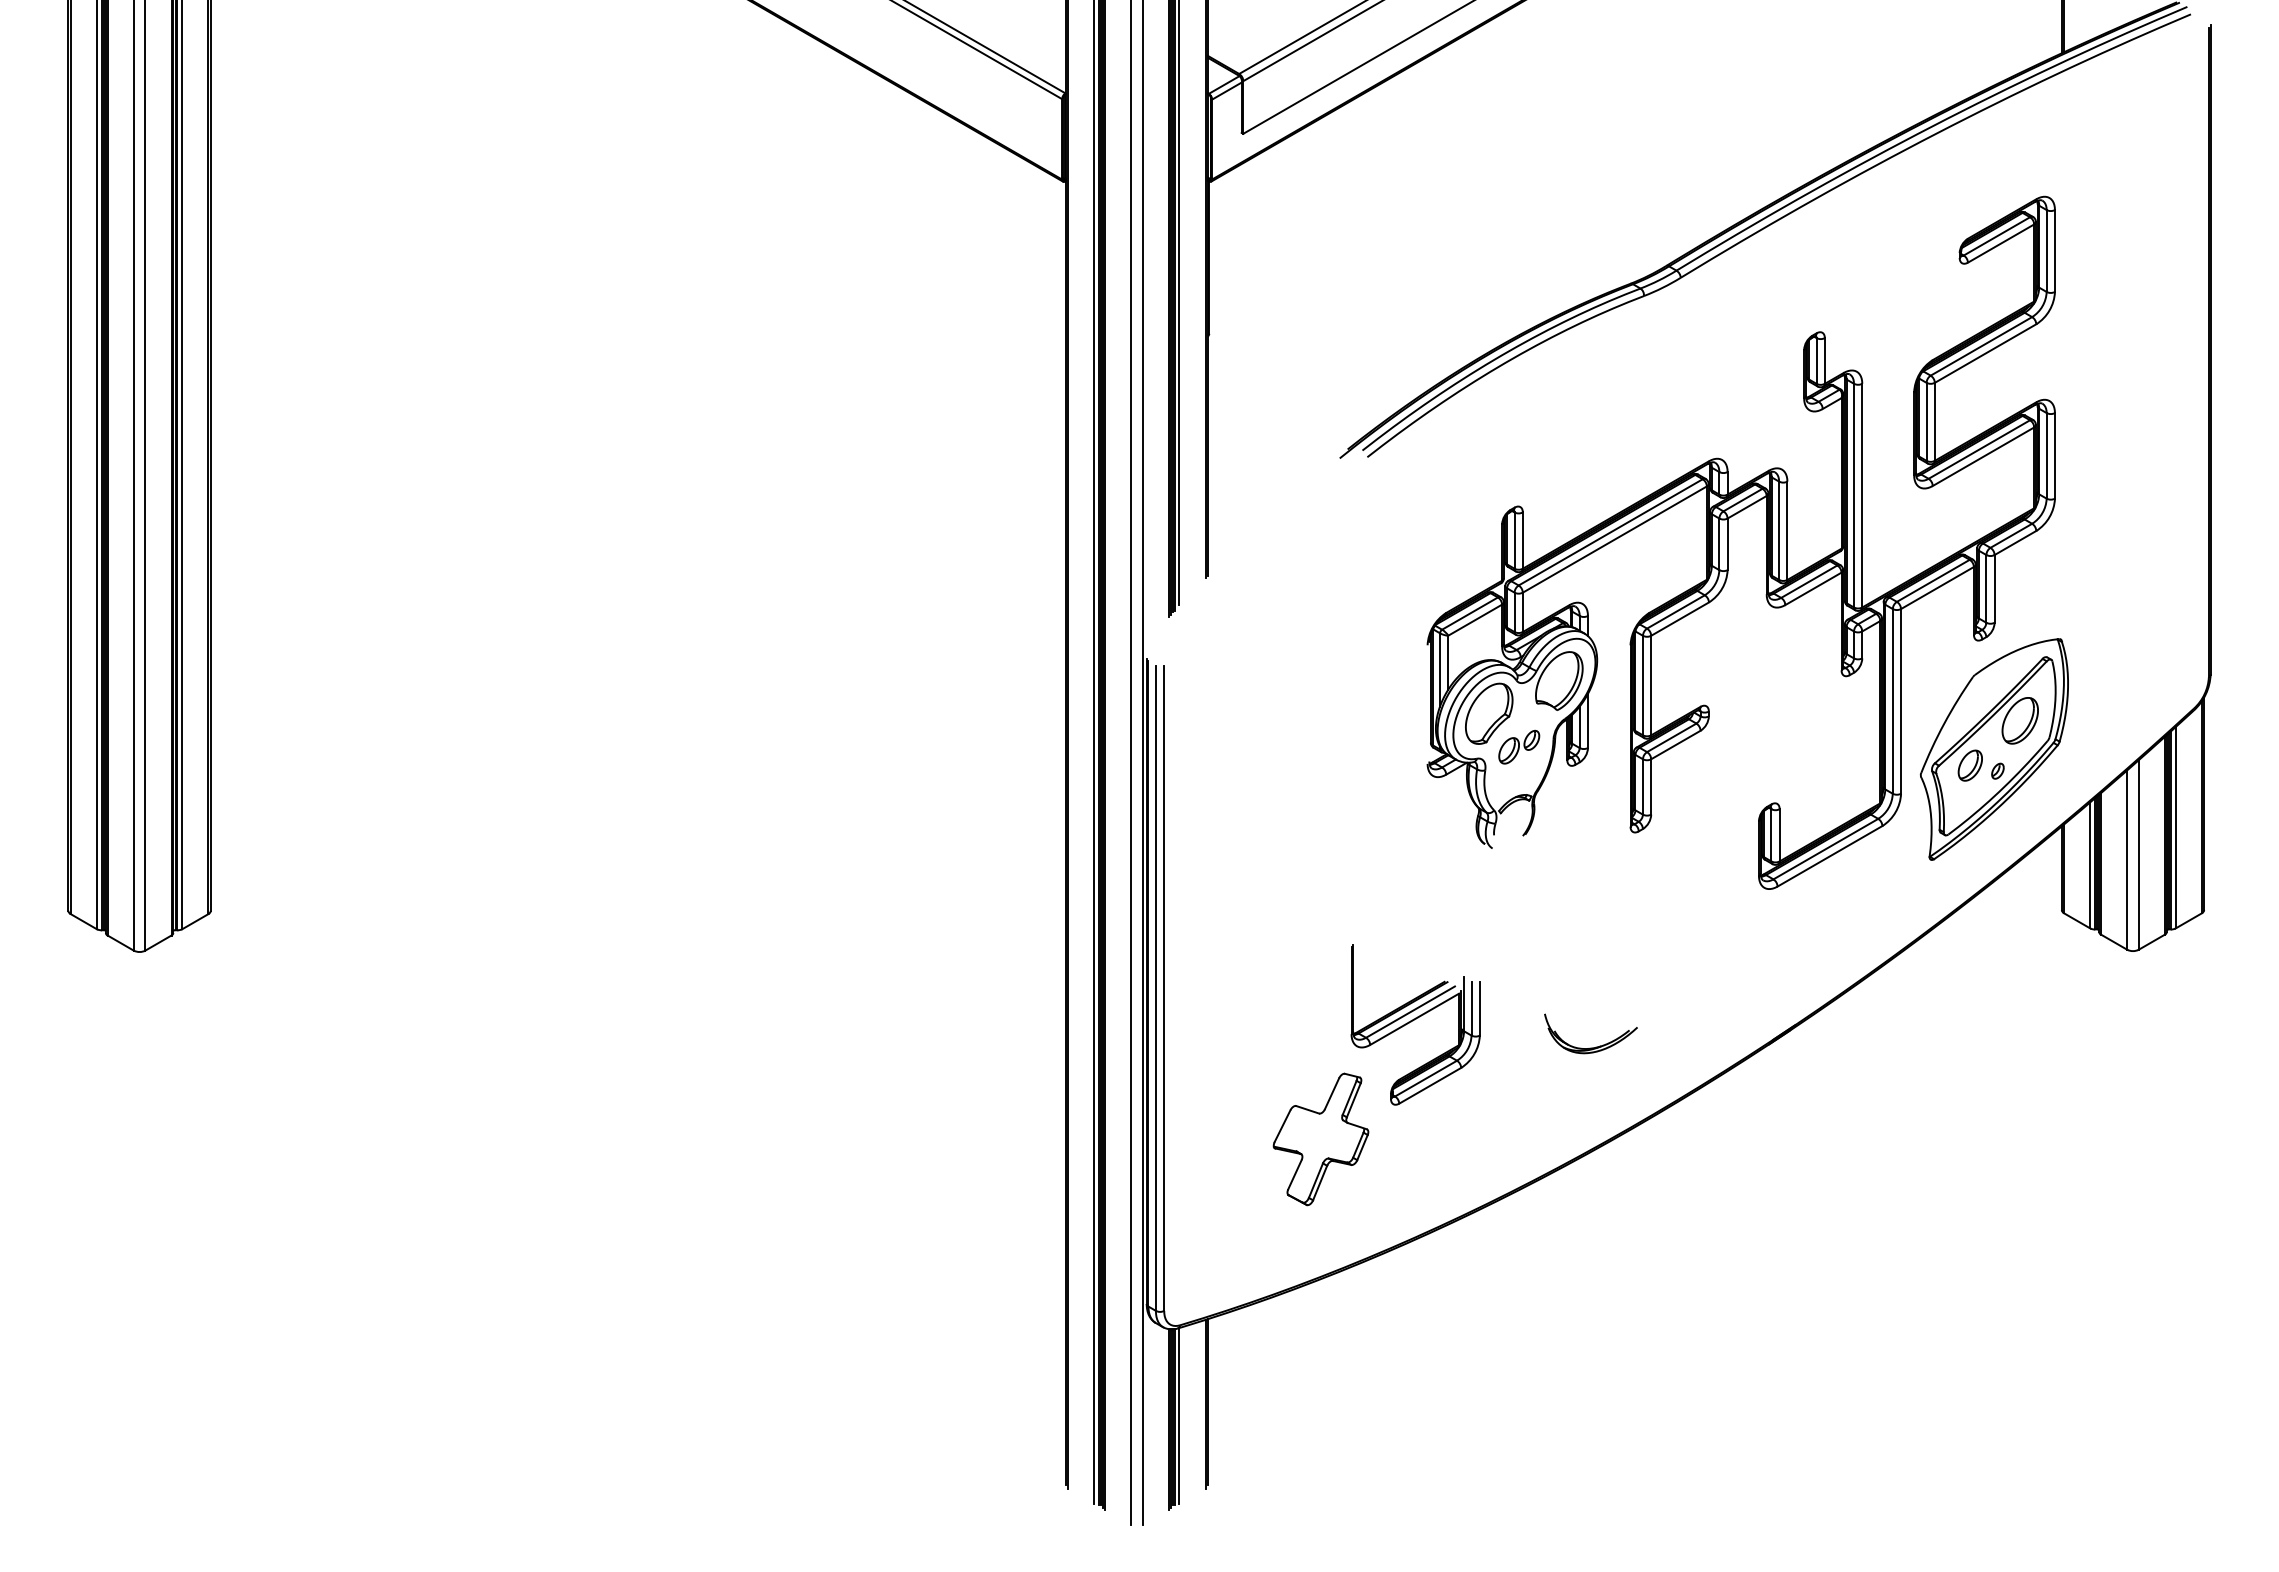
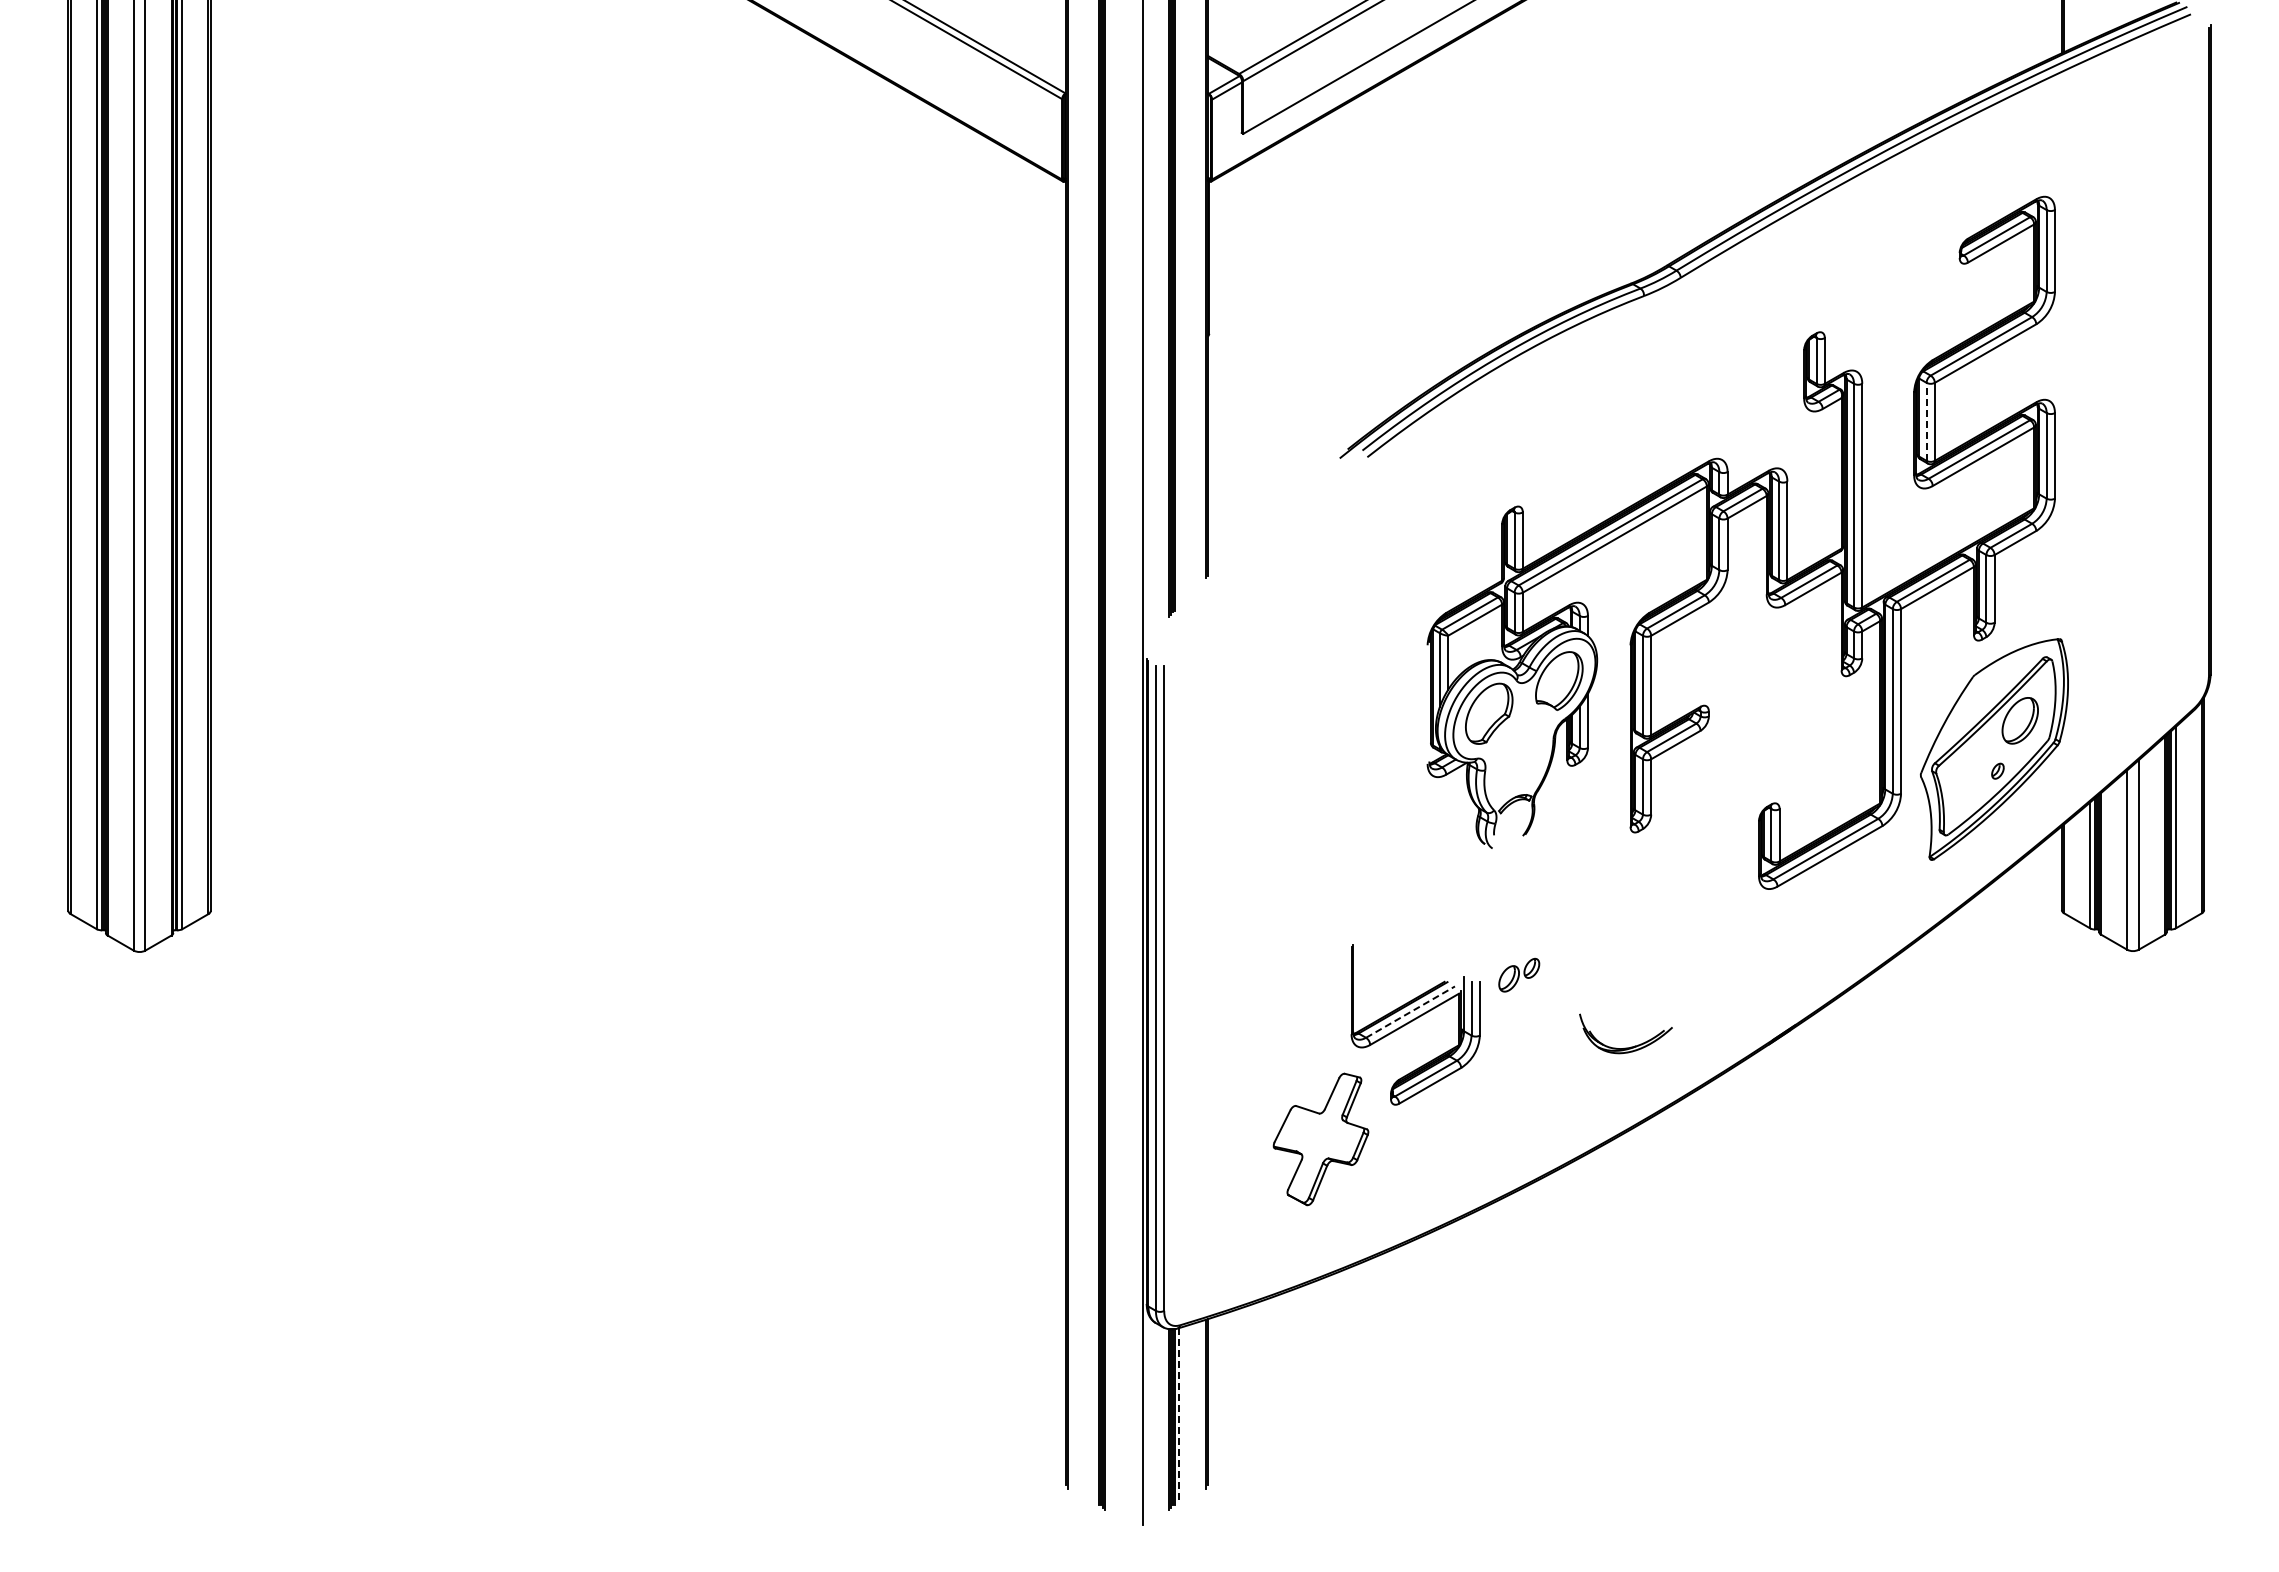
line: present -> none (1179, 303)
line: solid -> dashed (1926, 421)
part position: (1519, 746) -> (1519, 974) (1519, 974)
line: present -> none (1094, 752)
line: present -> none (1131, 763)
part: present -> none (1969, 765)
line: solid -> dashed (1410, 1011)
part position: (1590, 1047) -> (1625, 1047) (1625, 1047)
line: solid -> dashed (1179, 1415)
